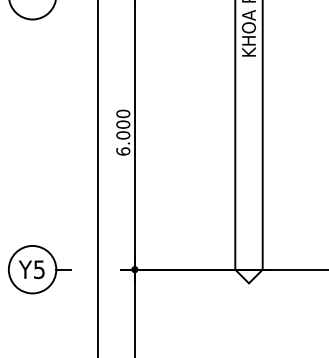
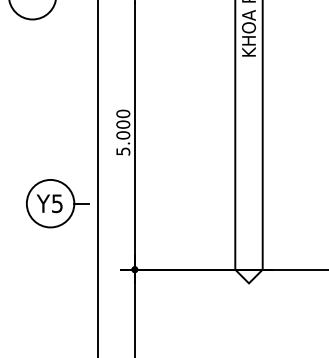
text: 6.000 -> 5.000 (123, 151)
part position: (39, 269) -> (57, 203) (57, 203)
